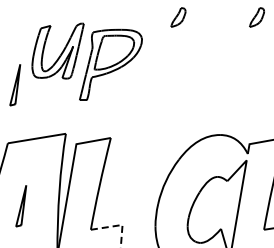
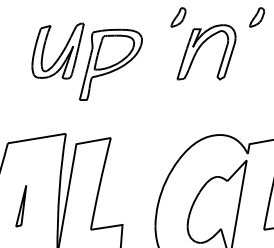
part: none -> present (199, 49)
part: present -> none (15, 85)
line: dashed -> solid (118, 225)
